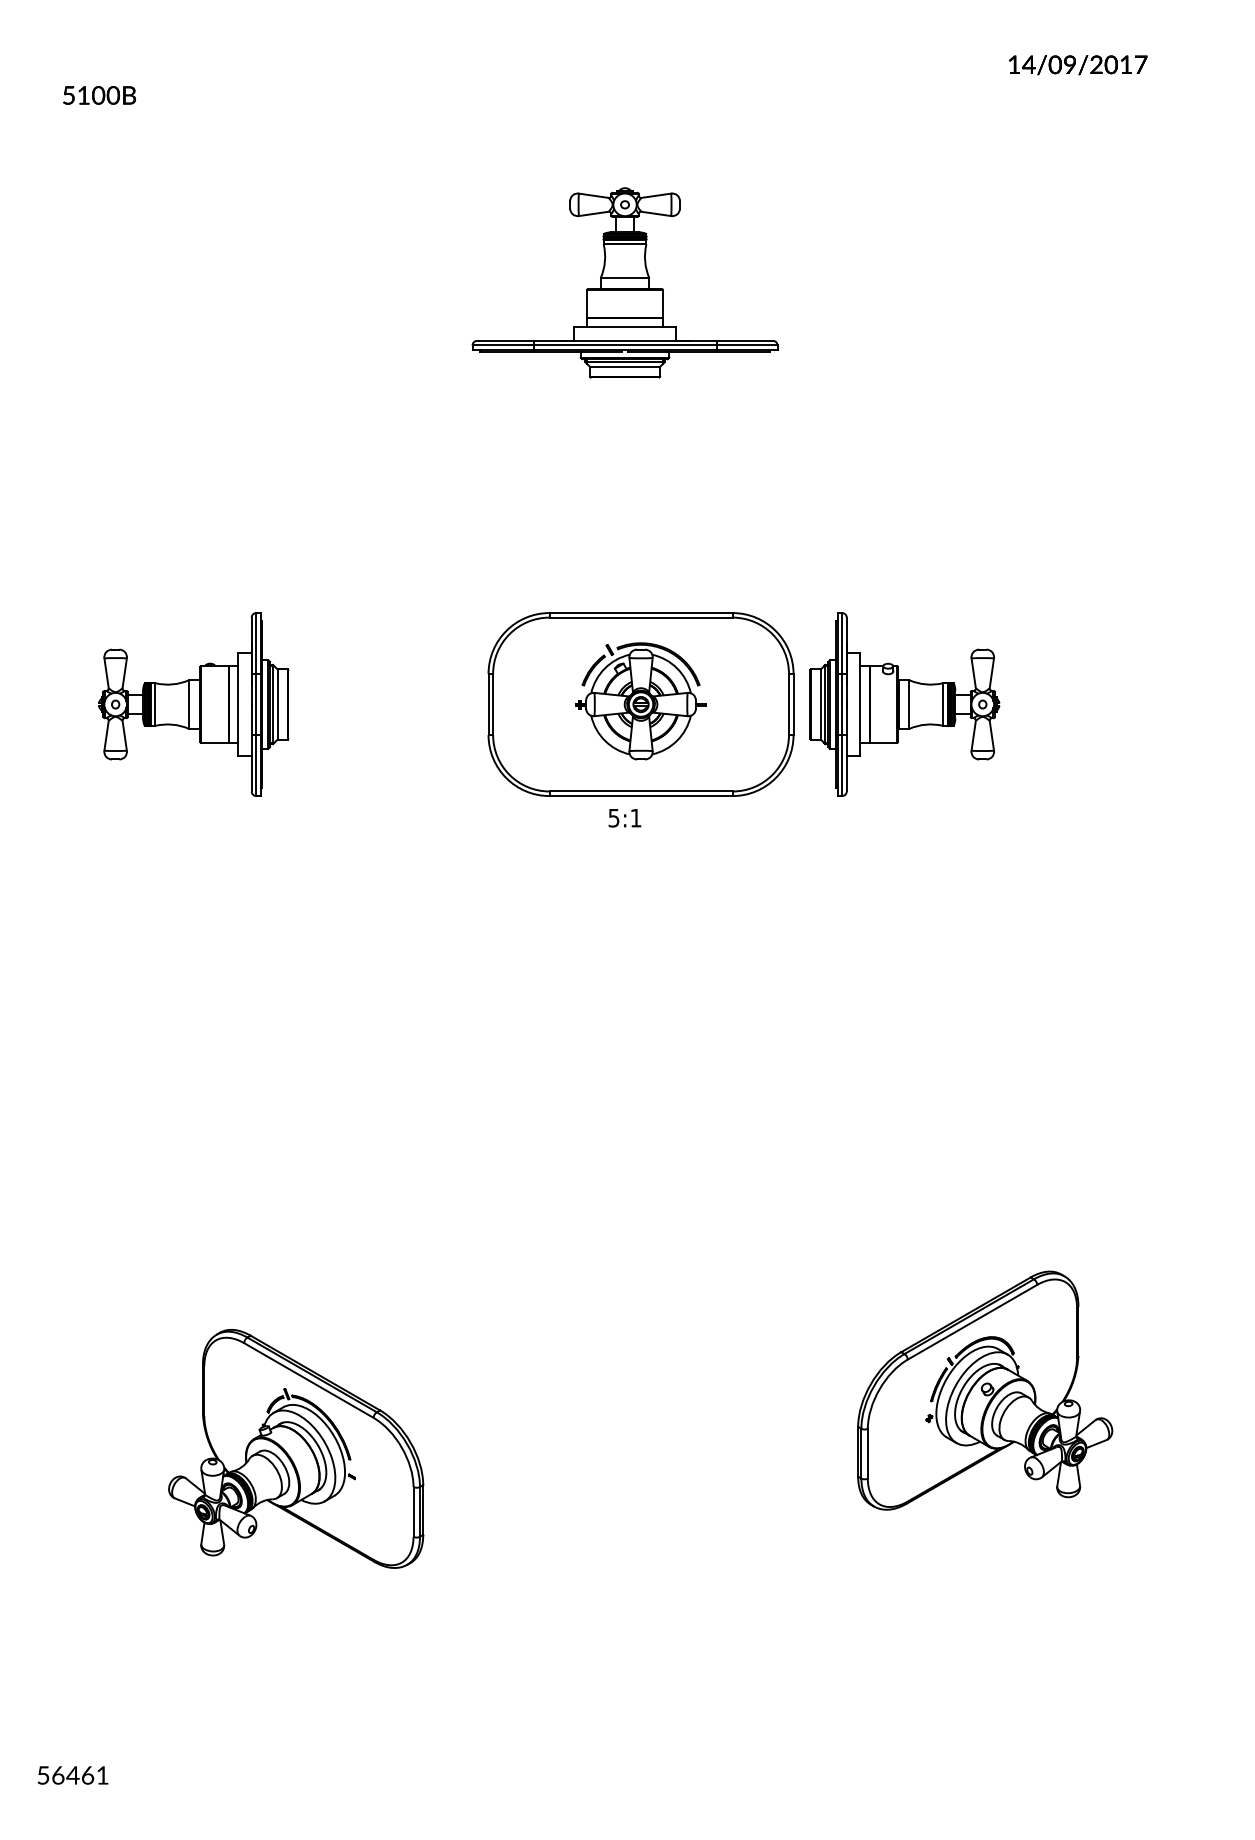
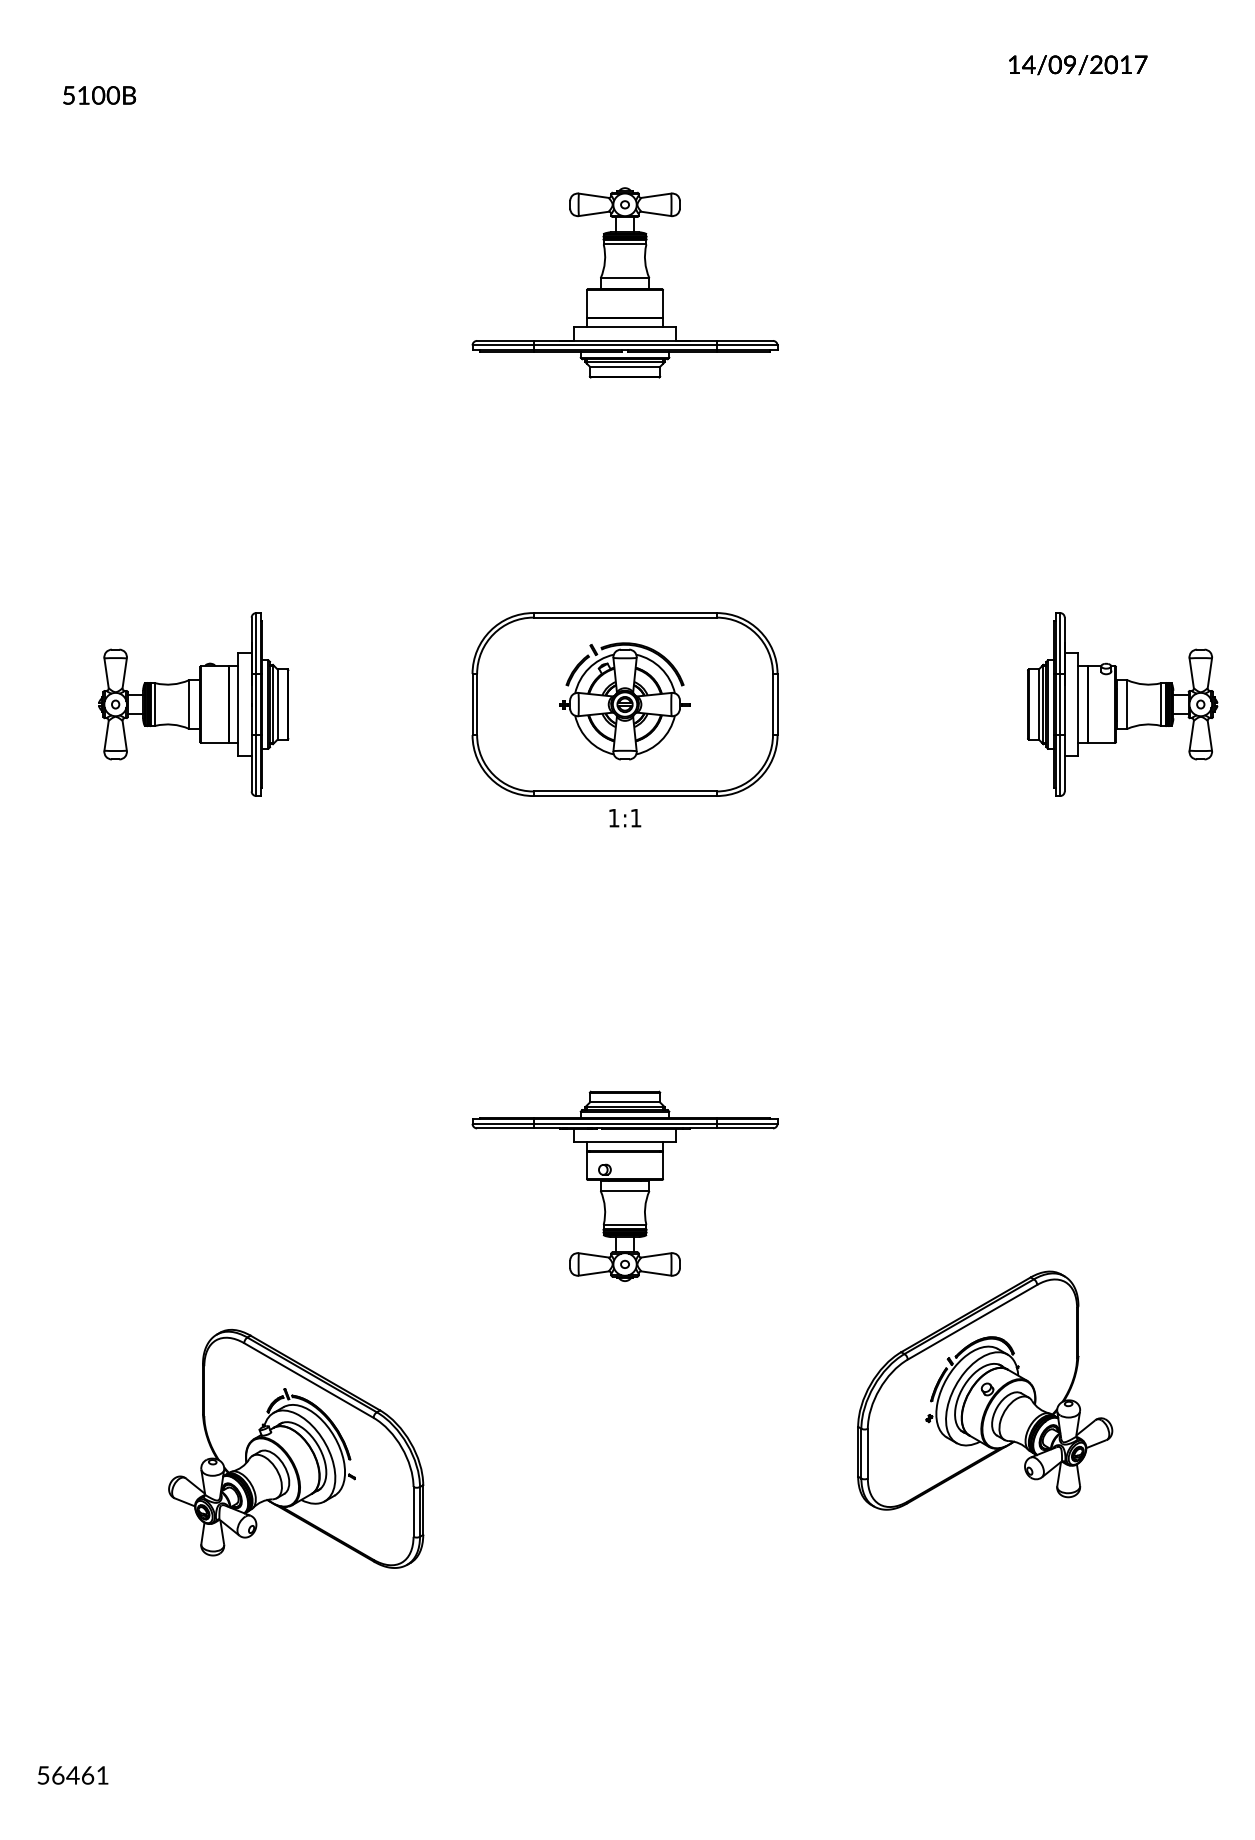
part position: (640, 704) -> (624, 704) (624, 704)
part position: (904, 704) -> (1122, 704) (1122, 704)
text: 5:1 -> 1:1 (613, 818)
part: none -> present (624, 1185)
